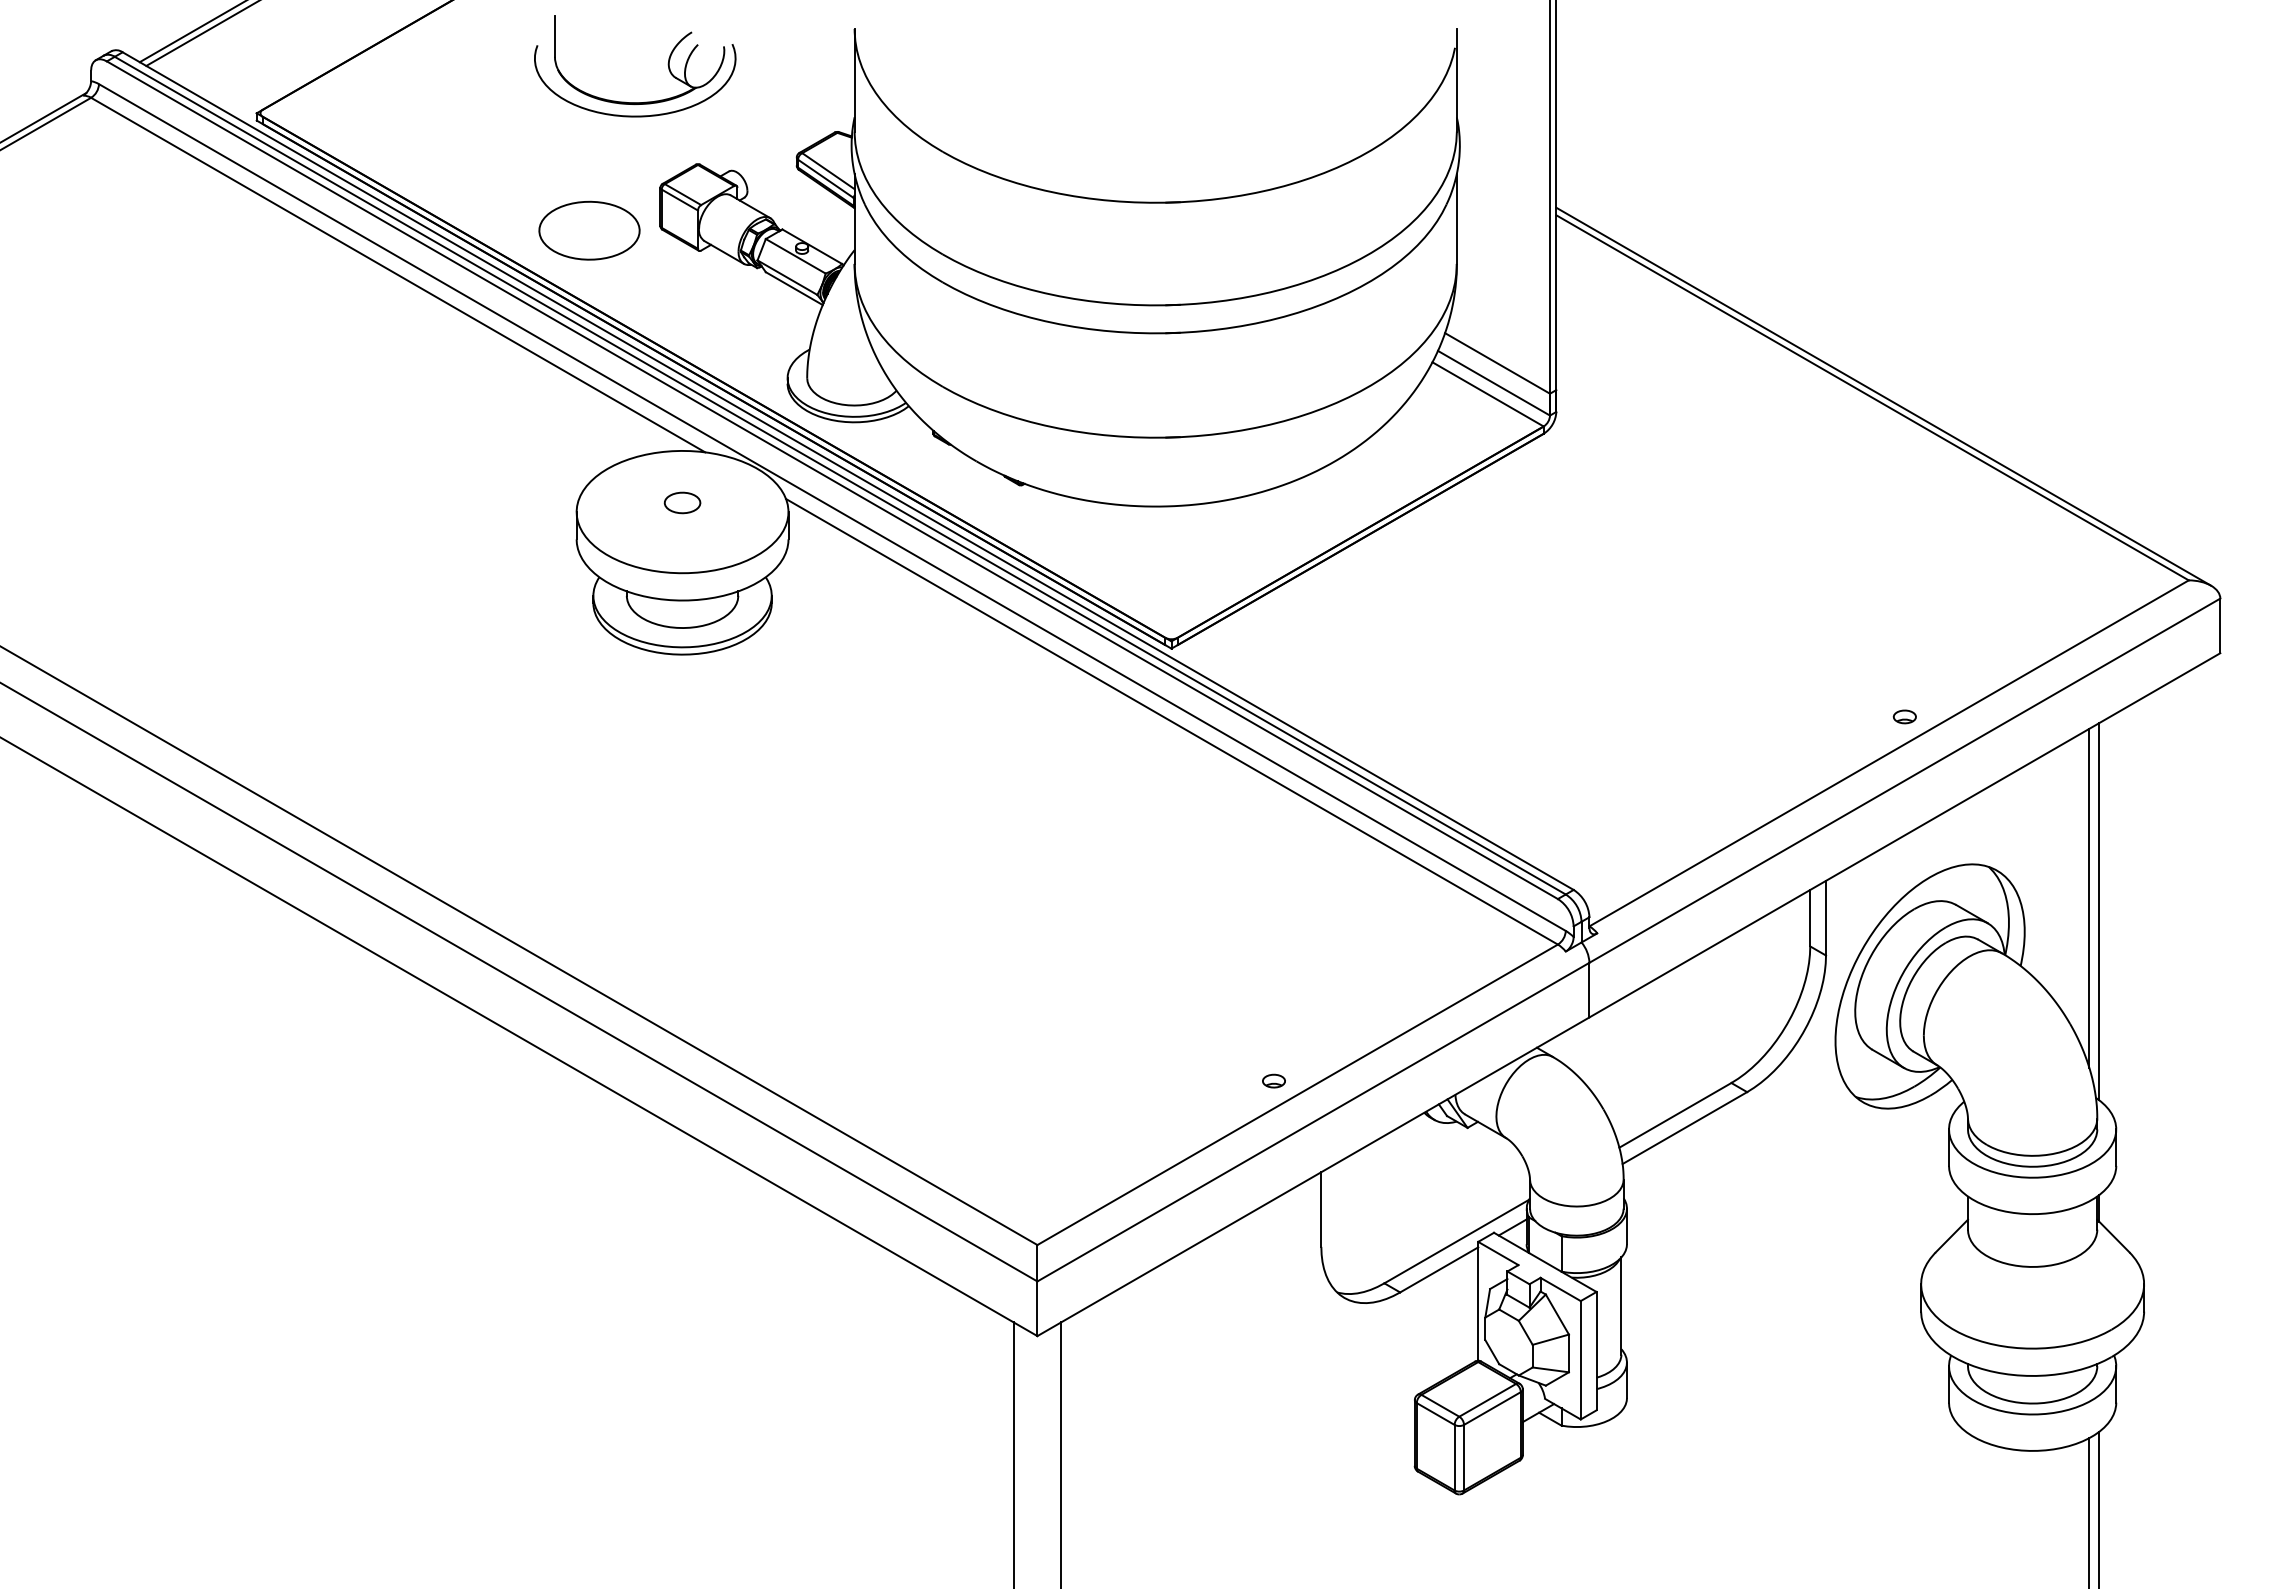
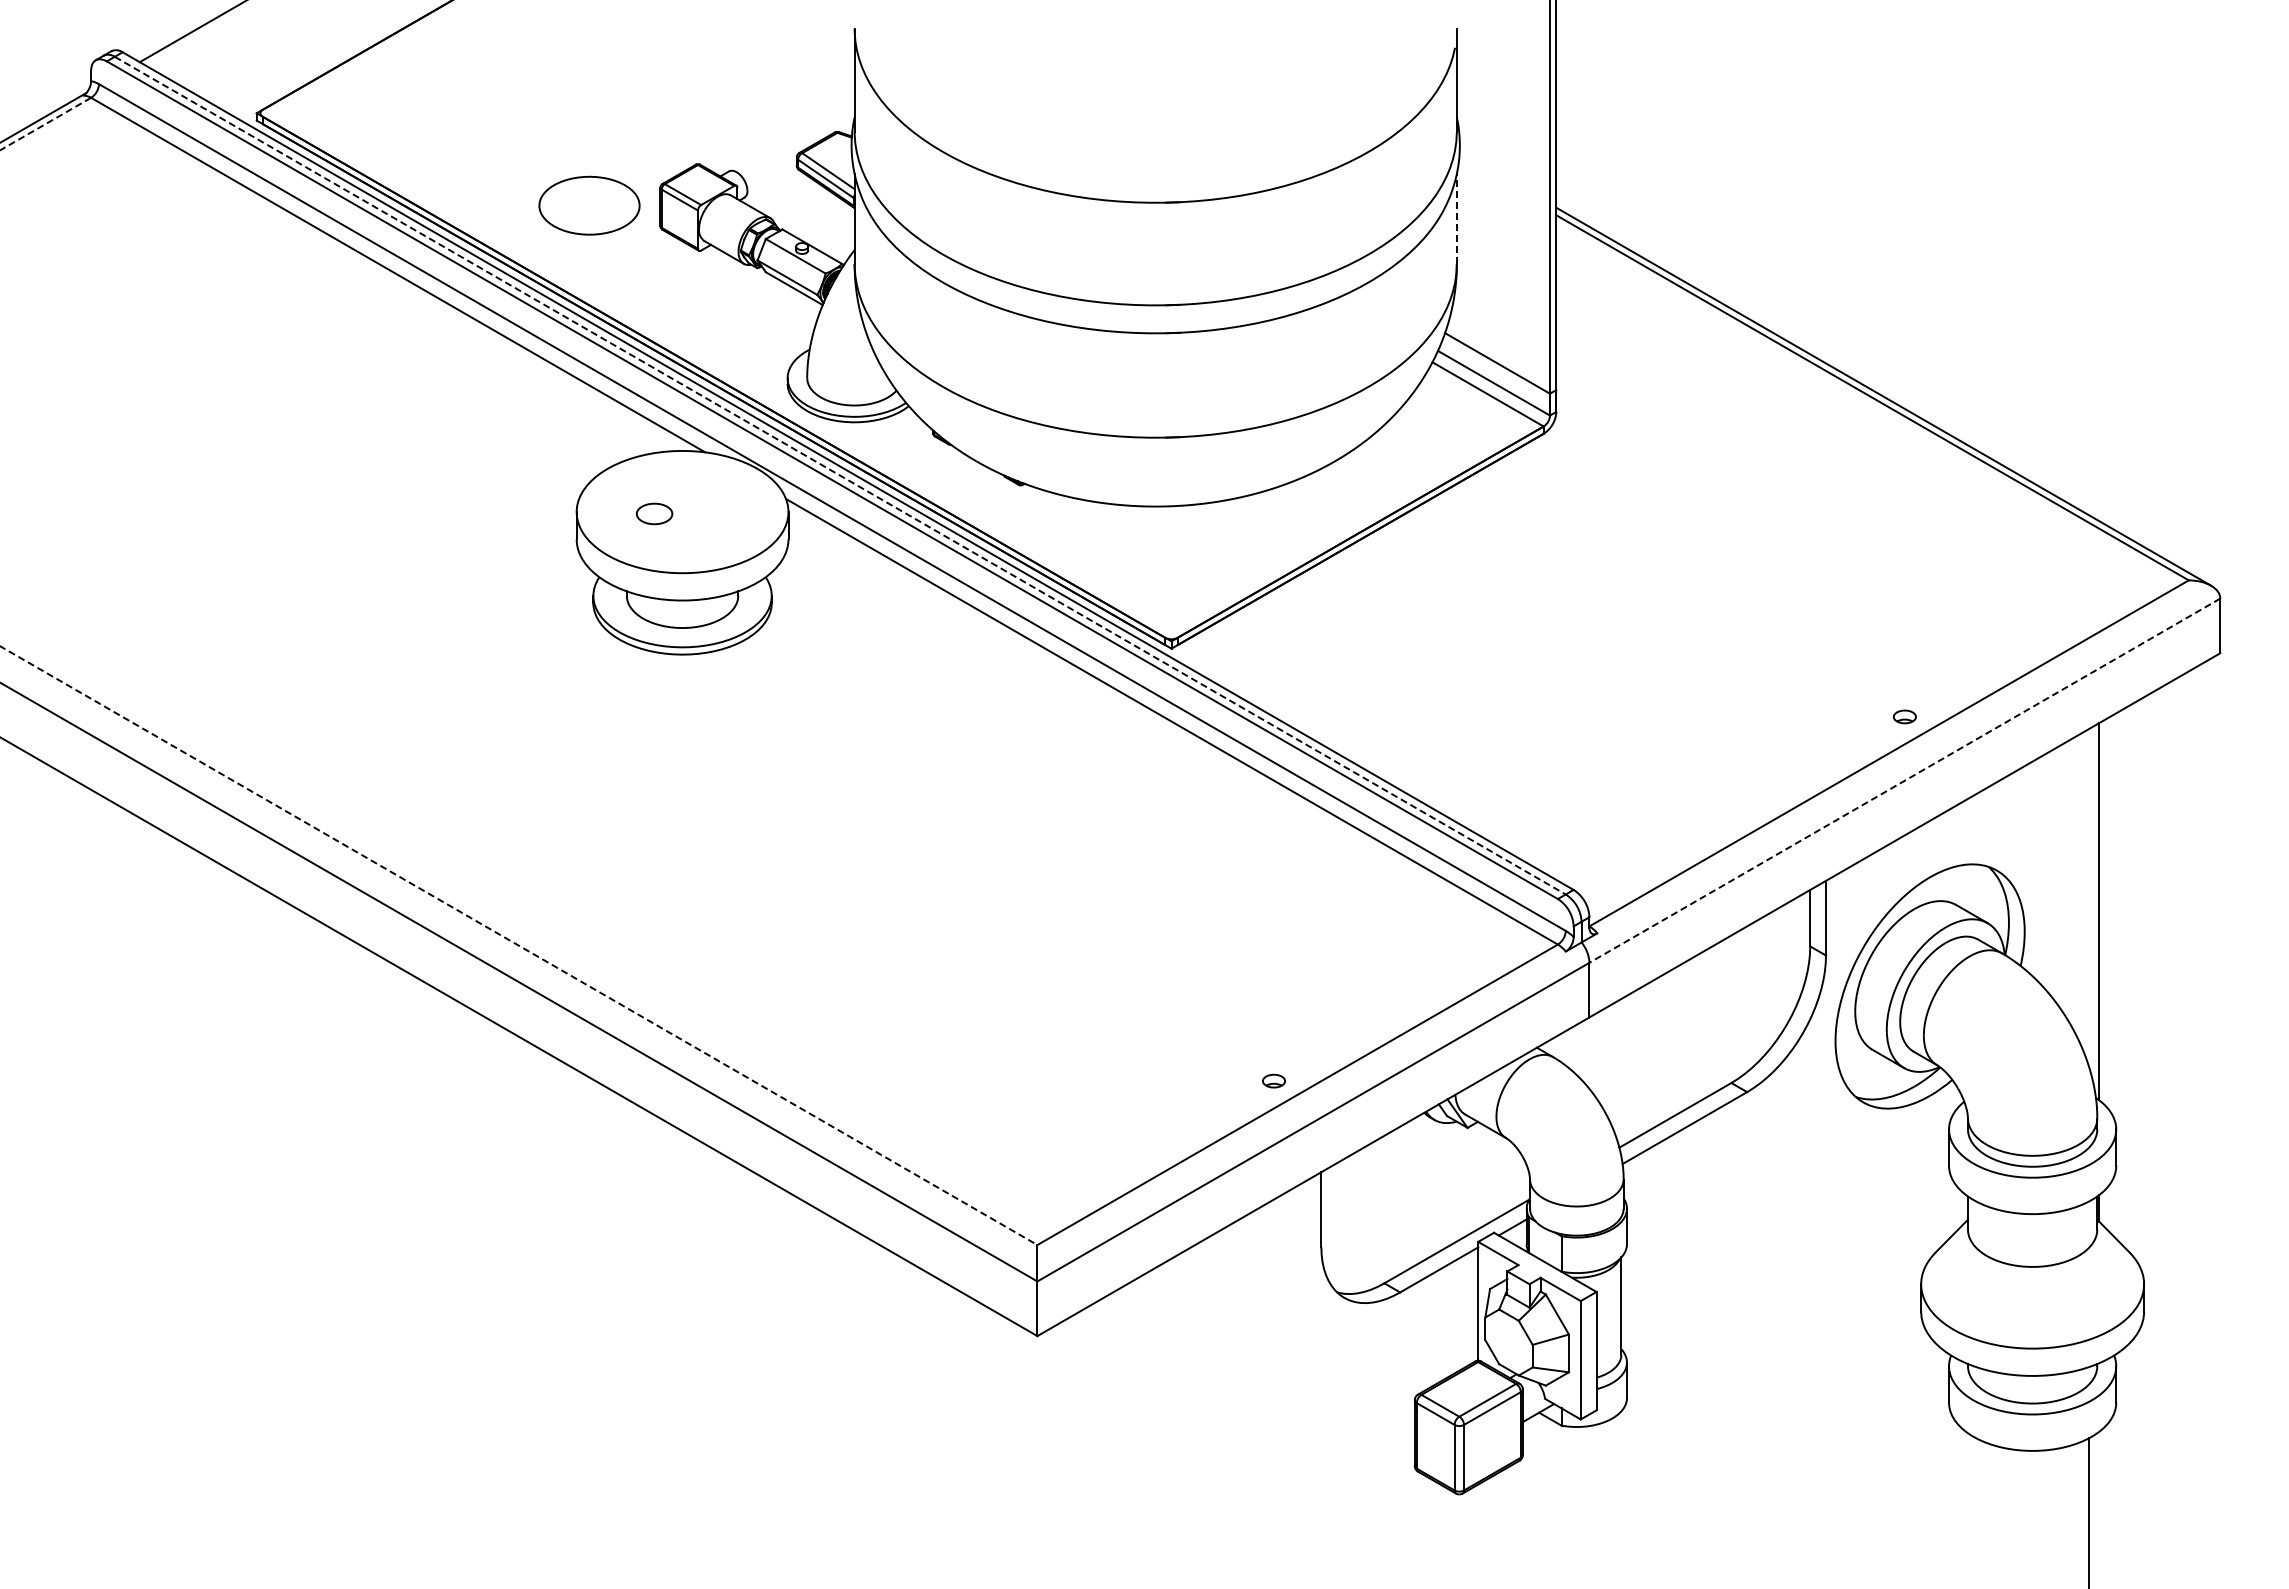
line: present -> none (201, 33)
part: present -> none (667, 65)
line: solid -> dashed (45, 124)
line: solid -> dashed (1456, 218)
part position: (589, 230) -> (589, 205) (589, 205)
line: solid -> dashed (840, 475)
part position: (682, 502) -> (654, 513) (654, 513)
line: solid -> dashed (1904, 780)
line: present -> none (2089, 898)
line: solid -> dashed (518, 945)
line: present -> none (1013, 1453)
line: present -> none (1061, 1453)
line: present -> none (2099, 1508)
